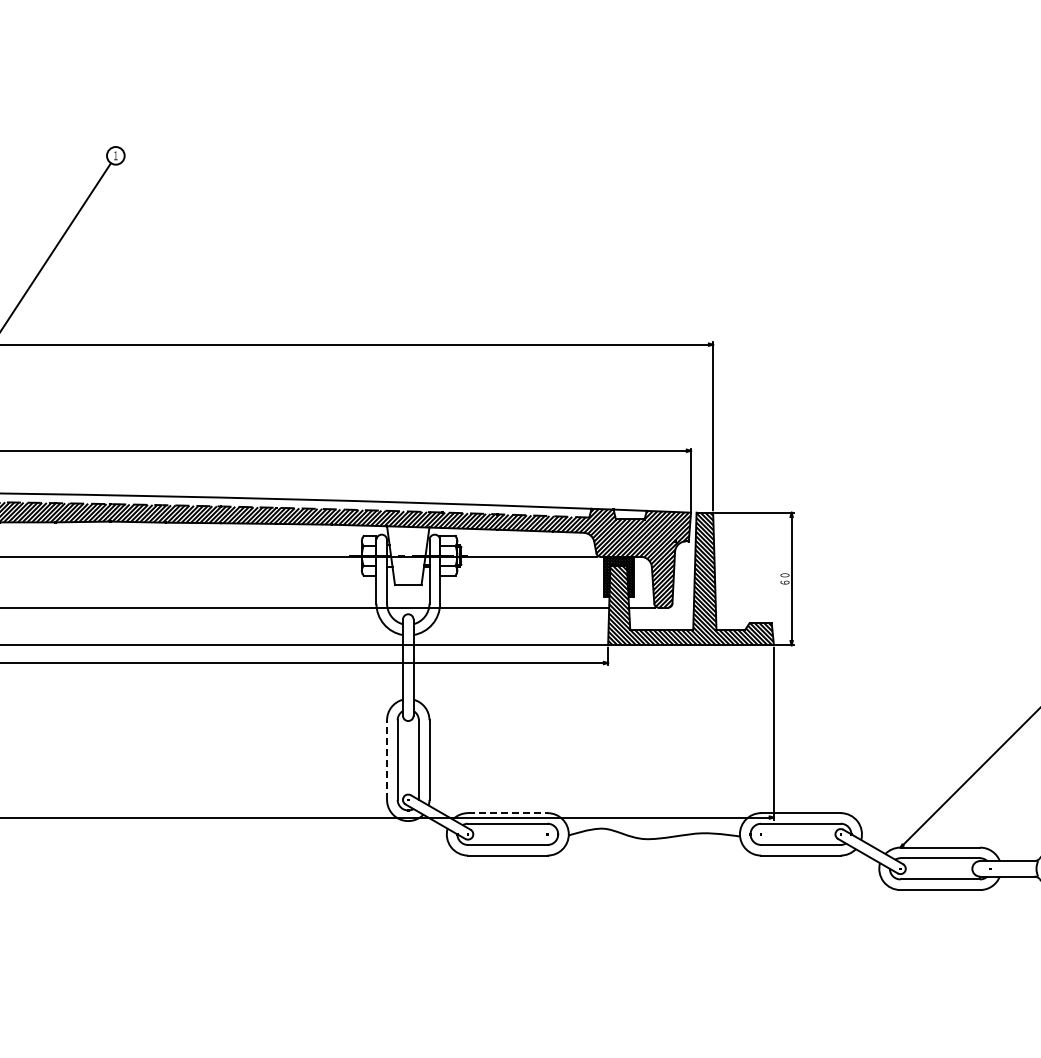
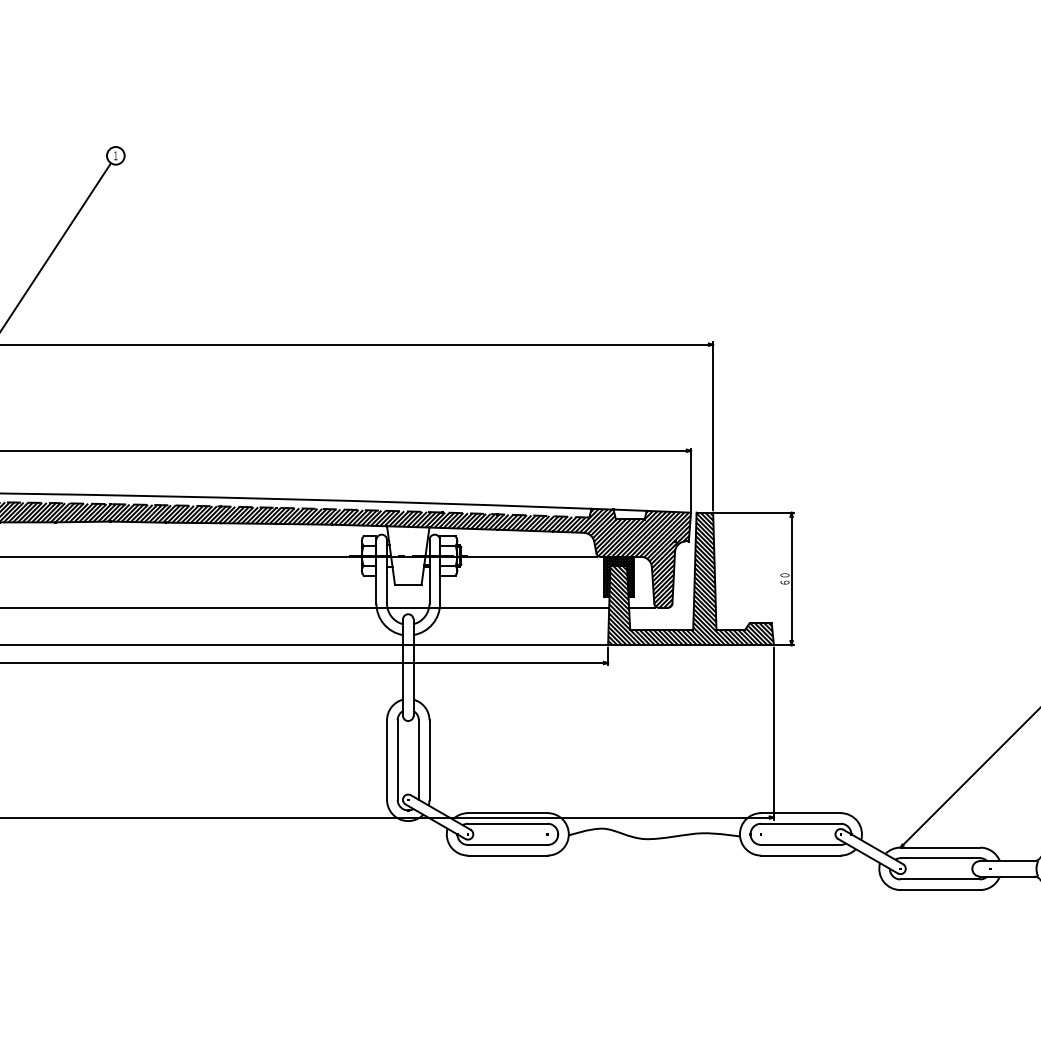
line: dashed -> solid (387, 760)
line: dashed -> solid (507, 813)
